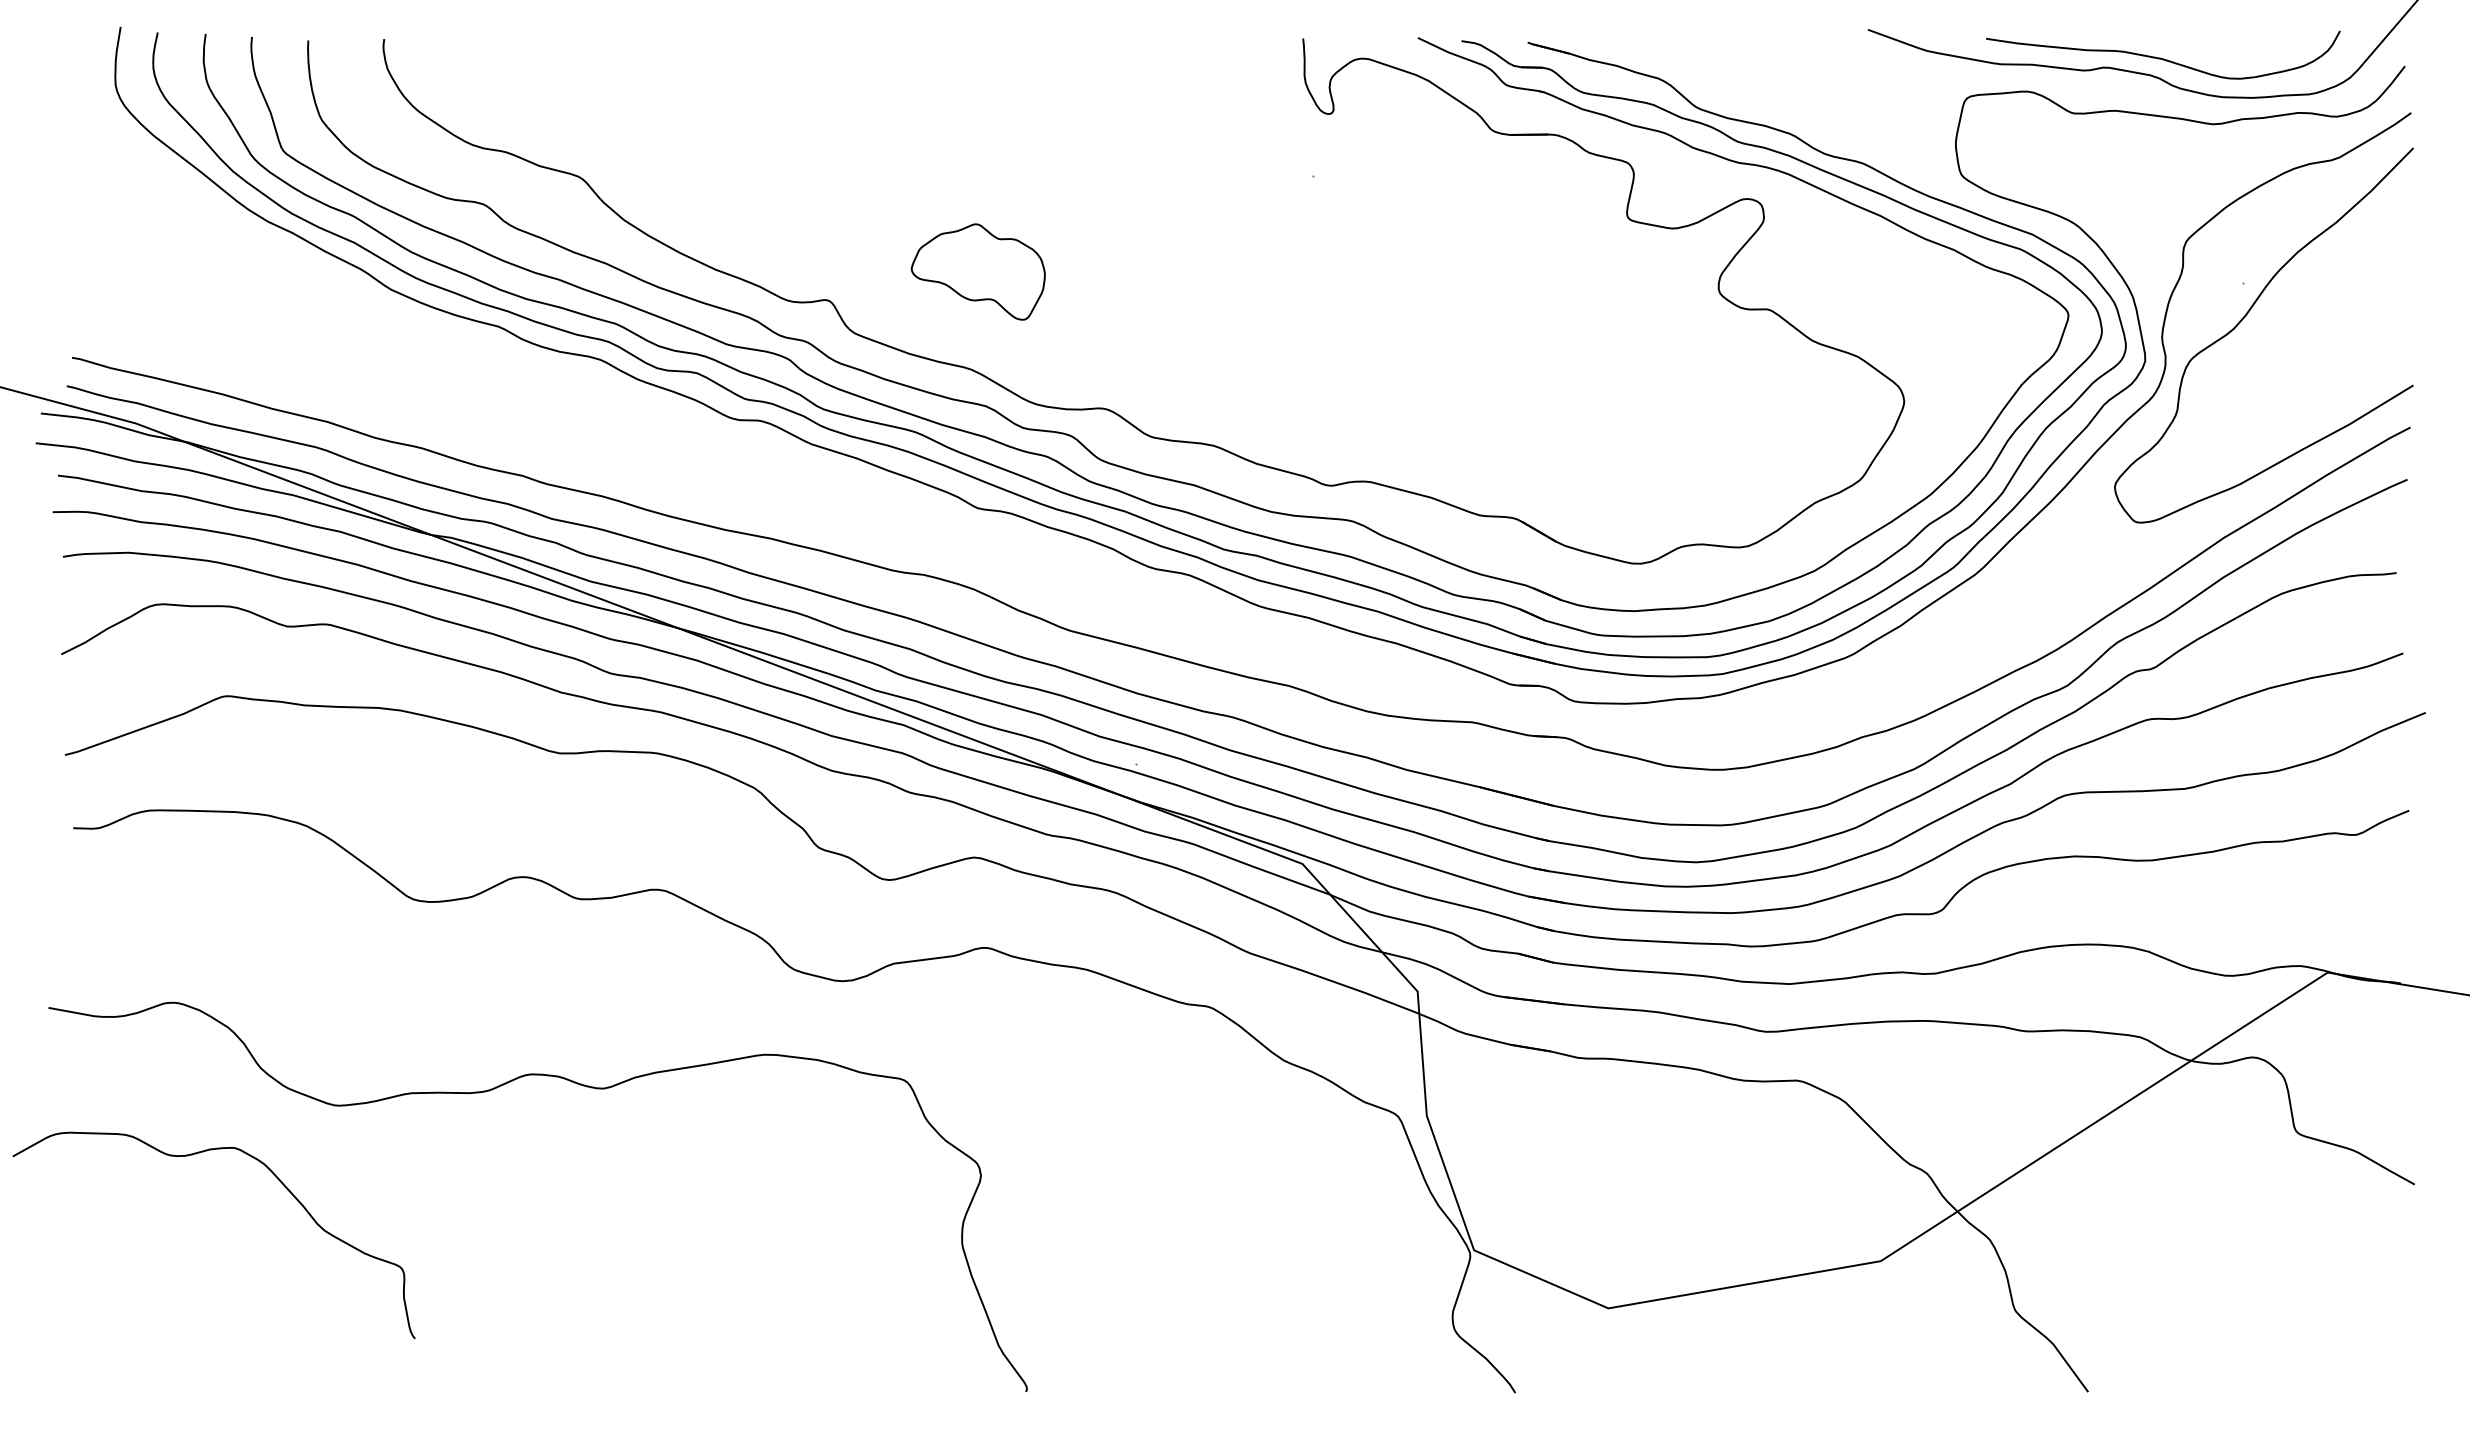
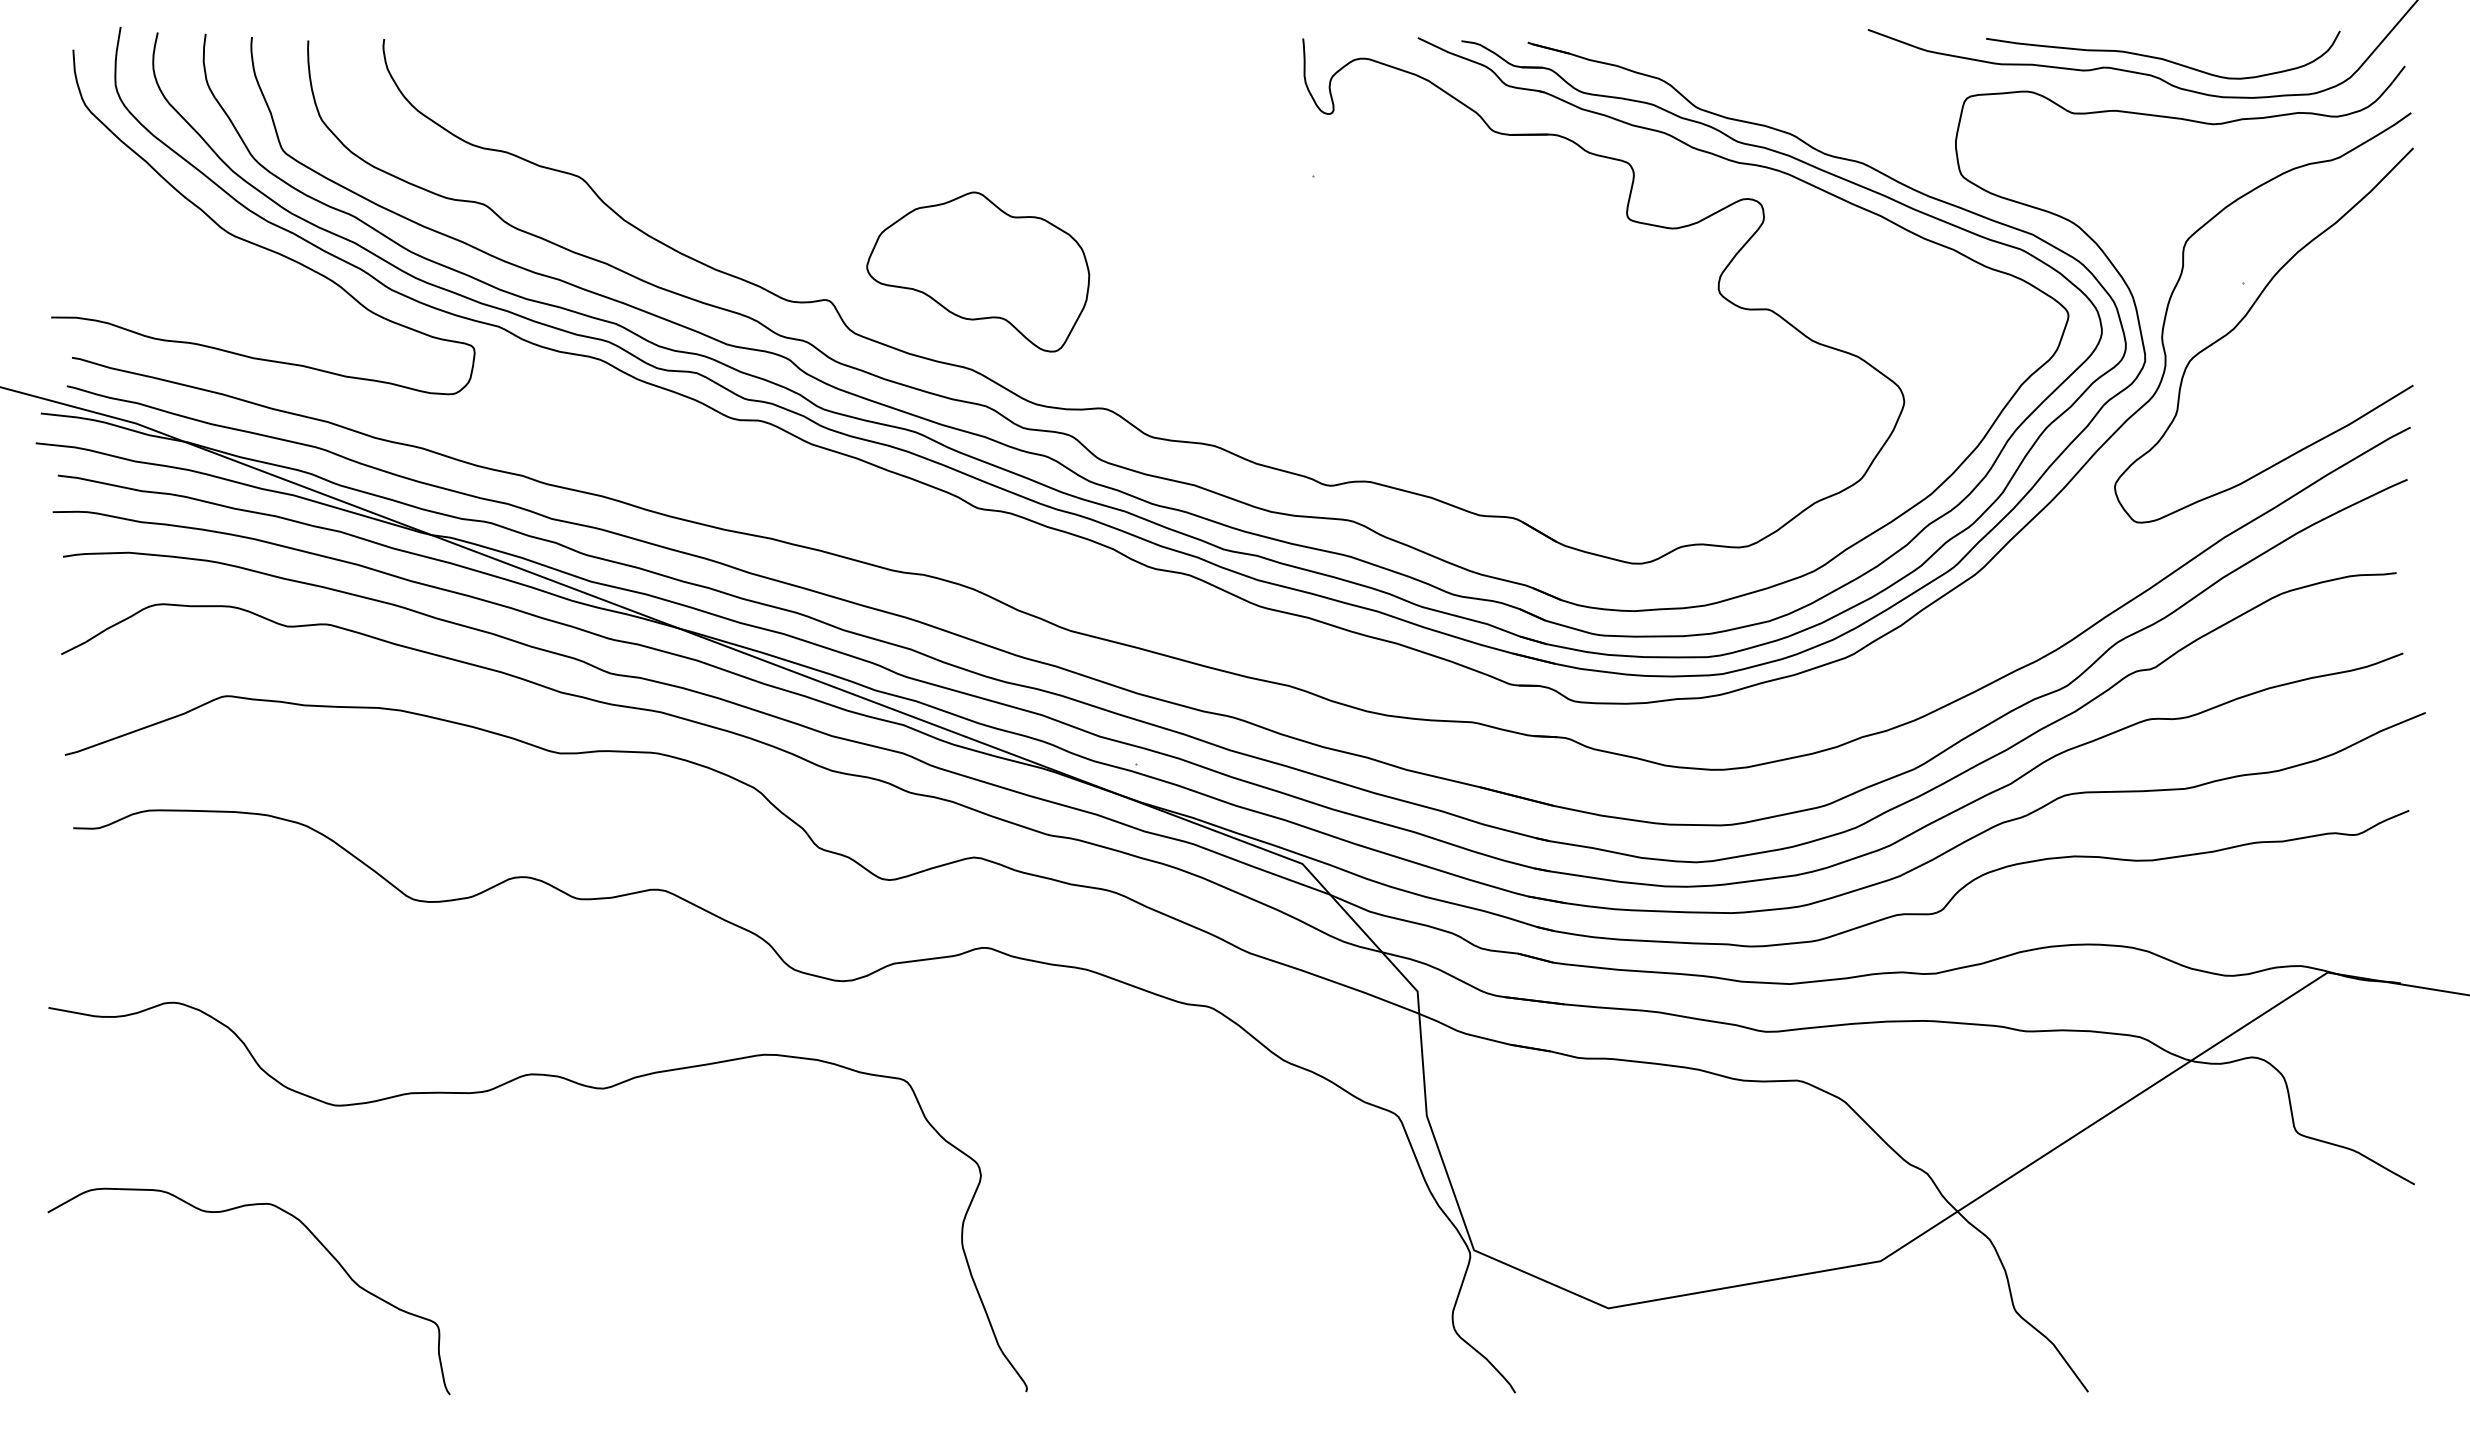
curve: none -> present (256, 243)
part size: 136x98 px -> 225x162 px (978, 271)
curve position: (192, 1155) -> (227, 1211) (227, 1211)
